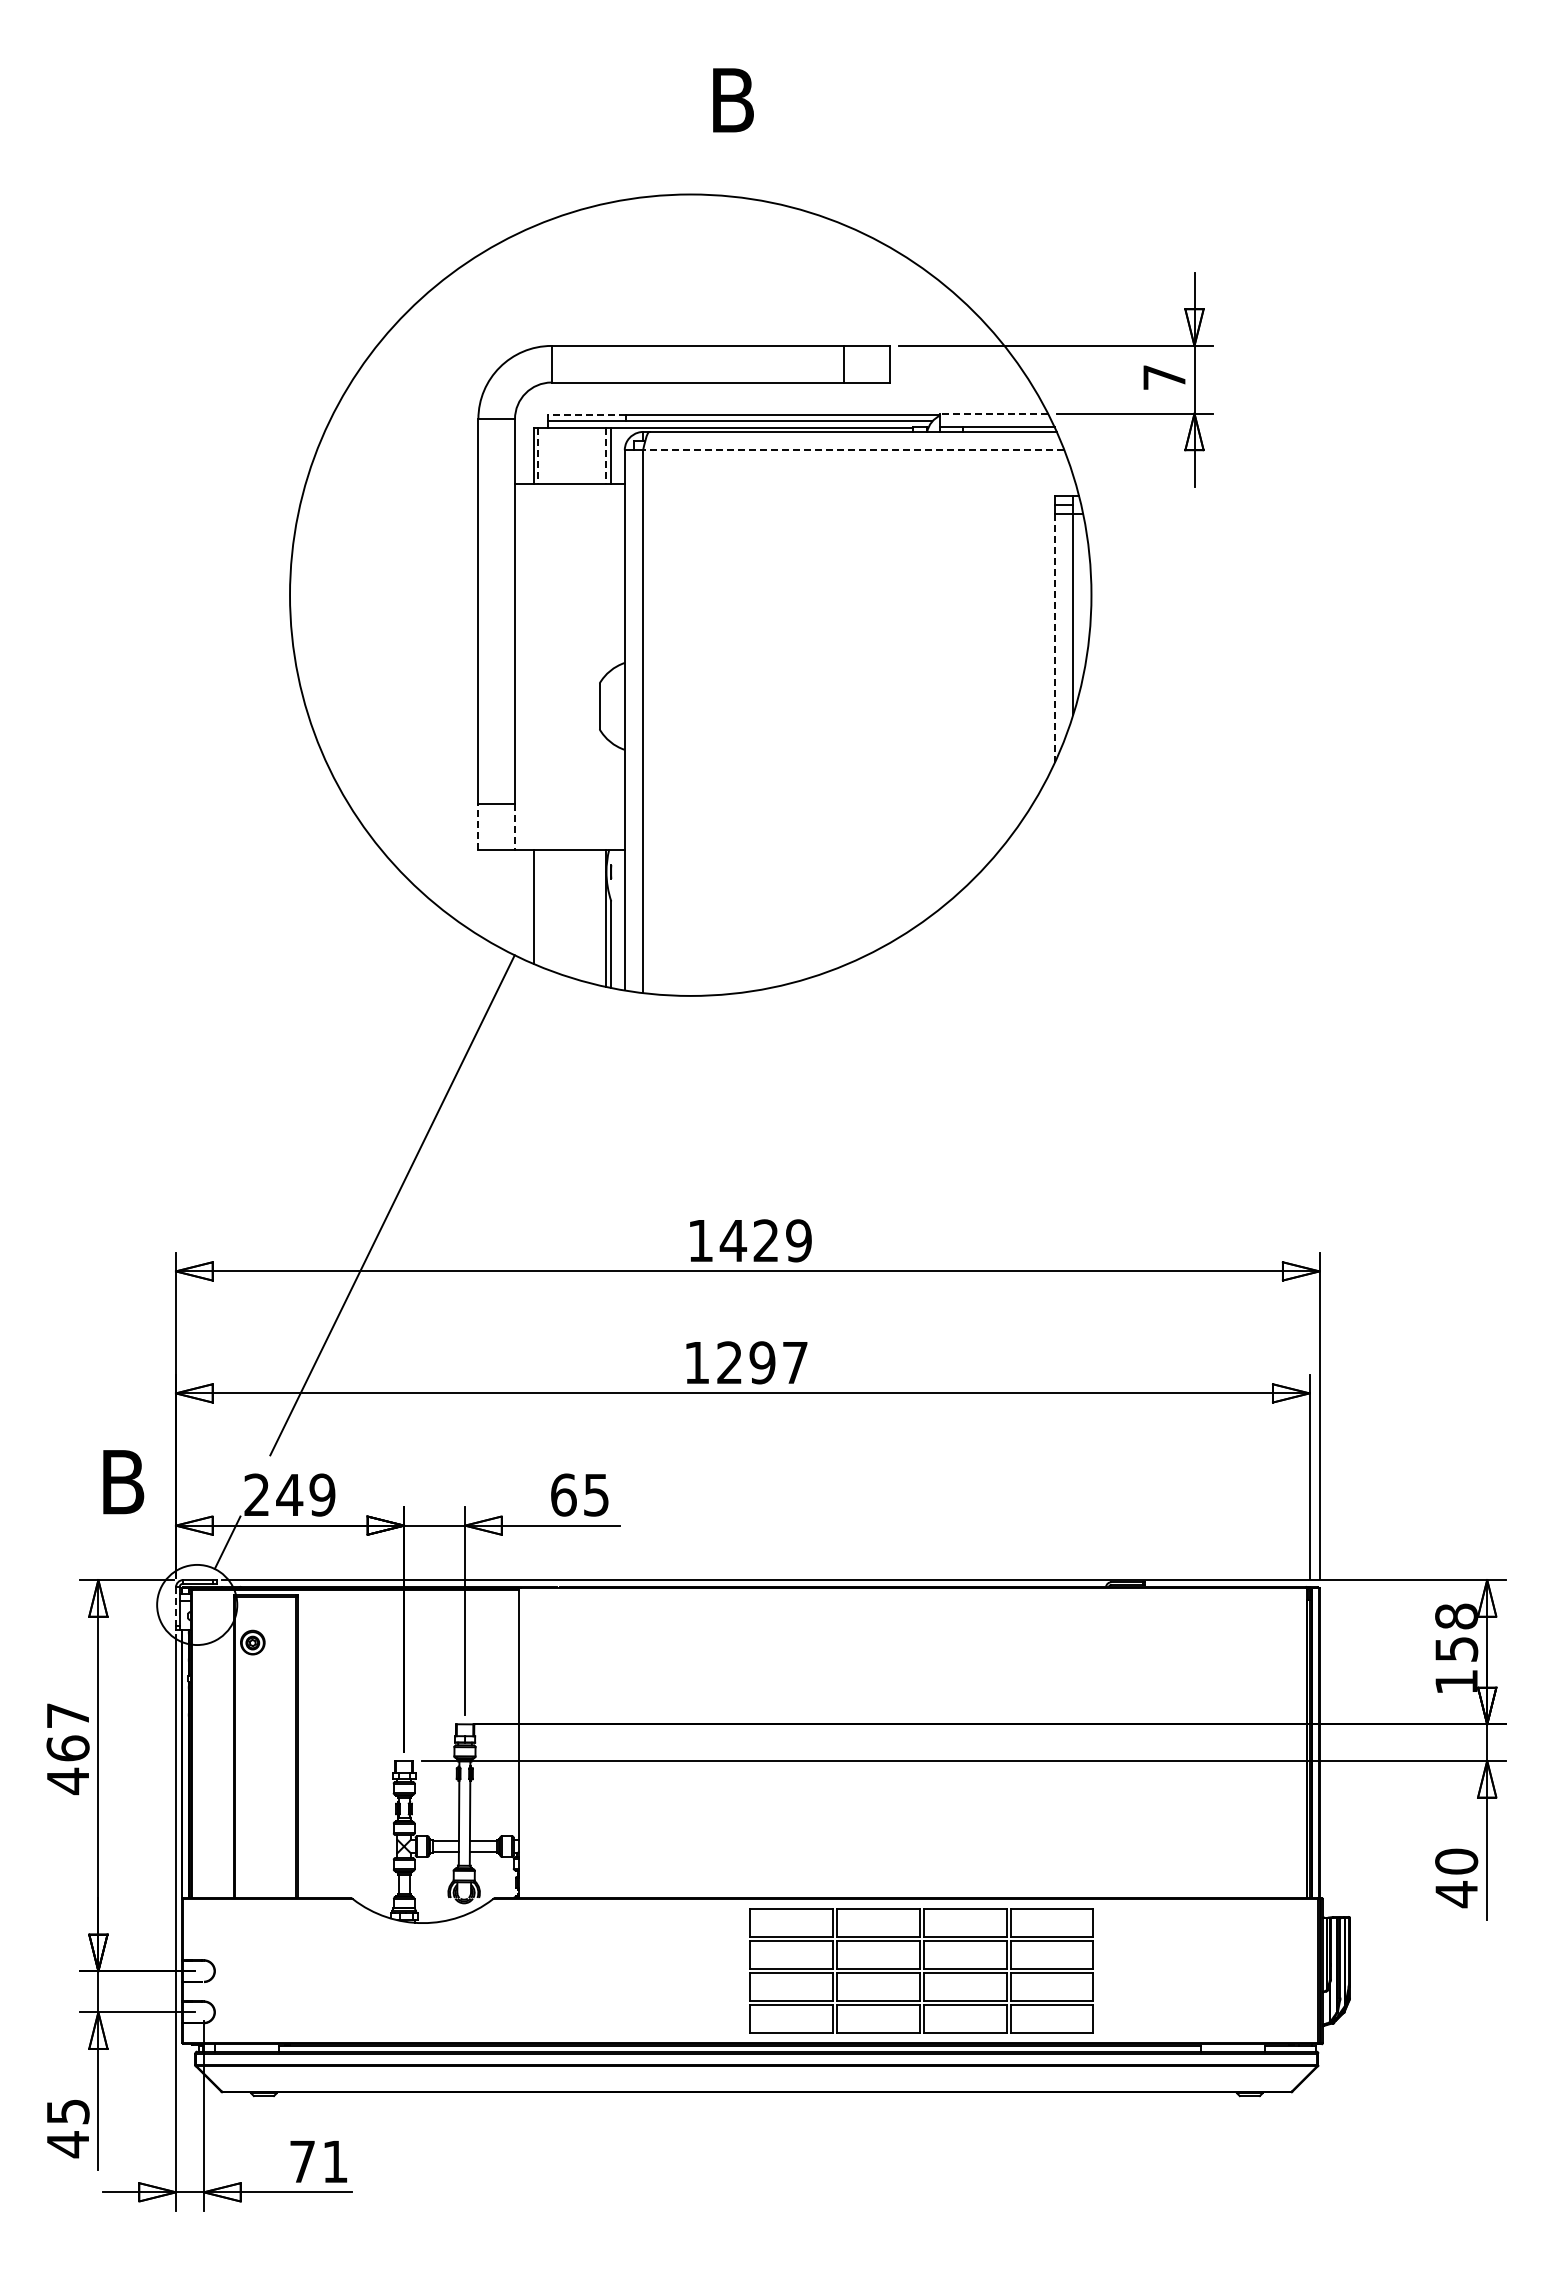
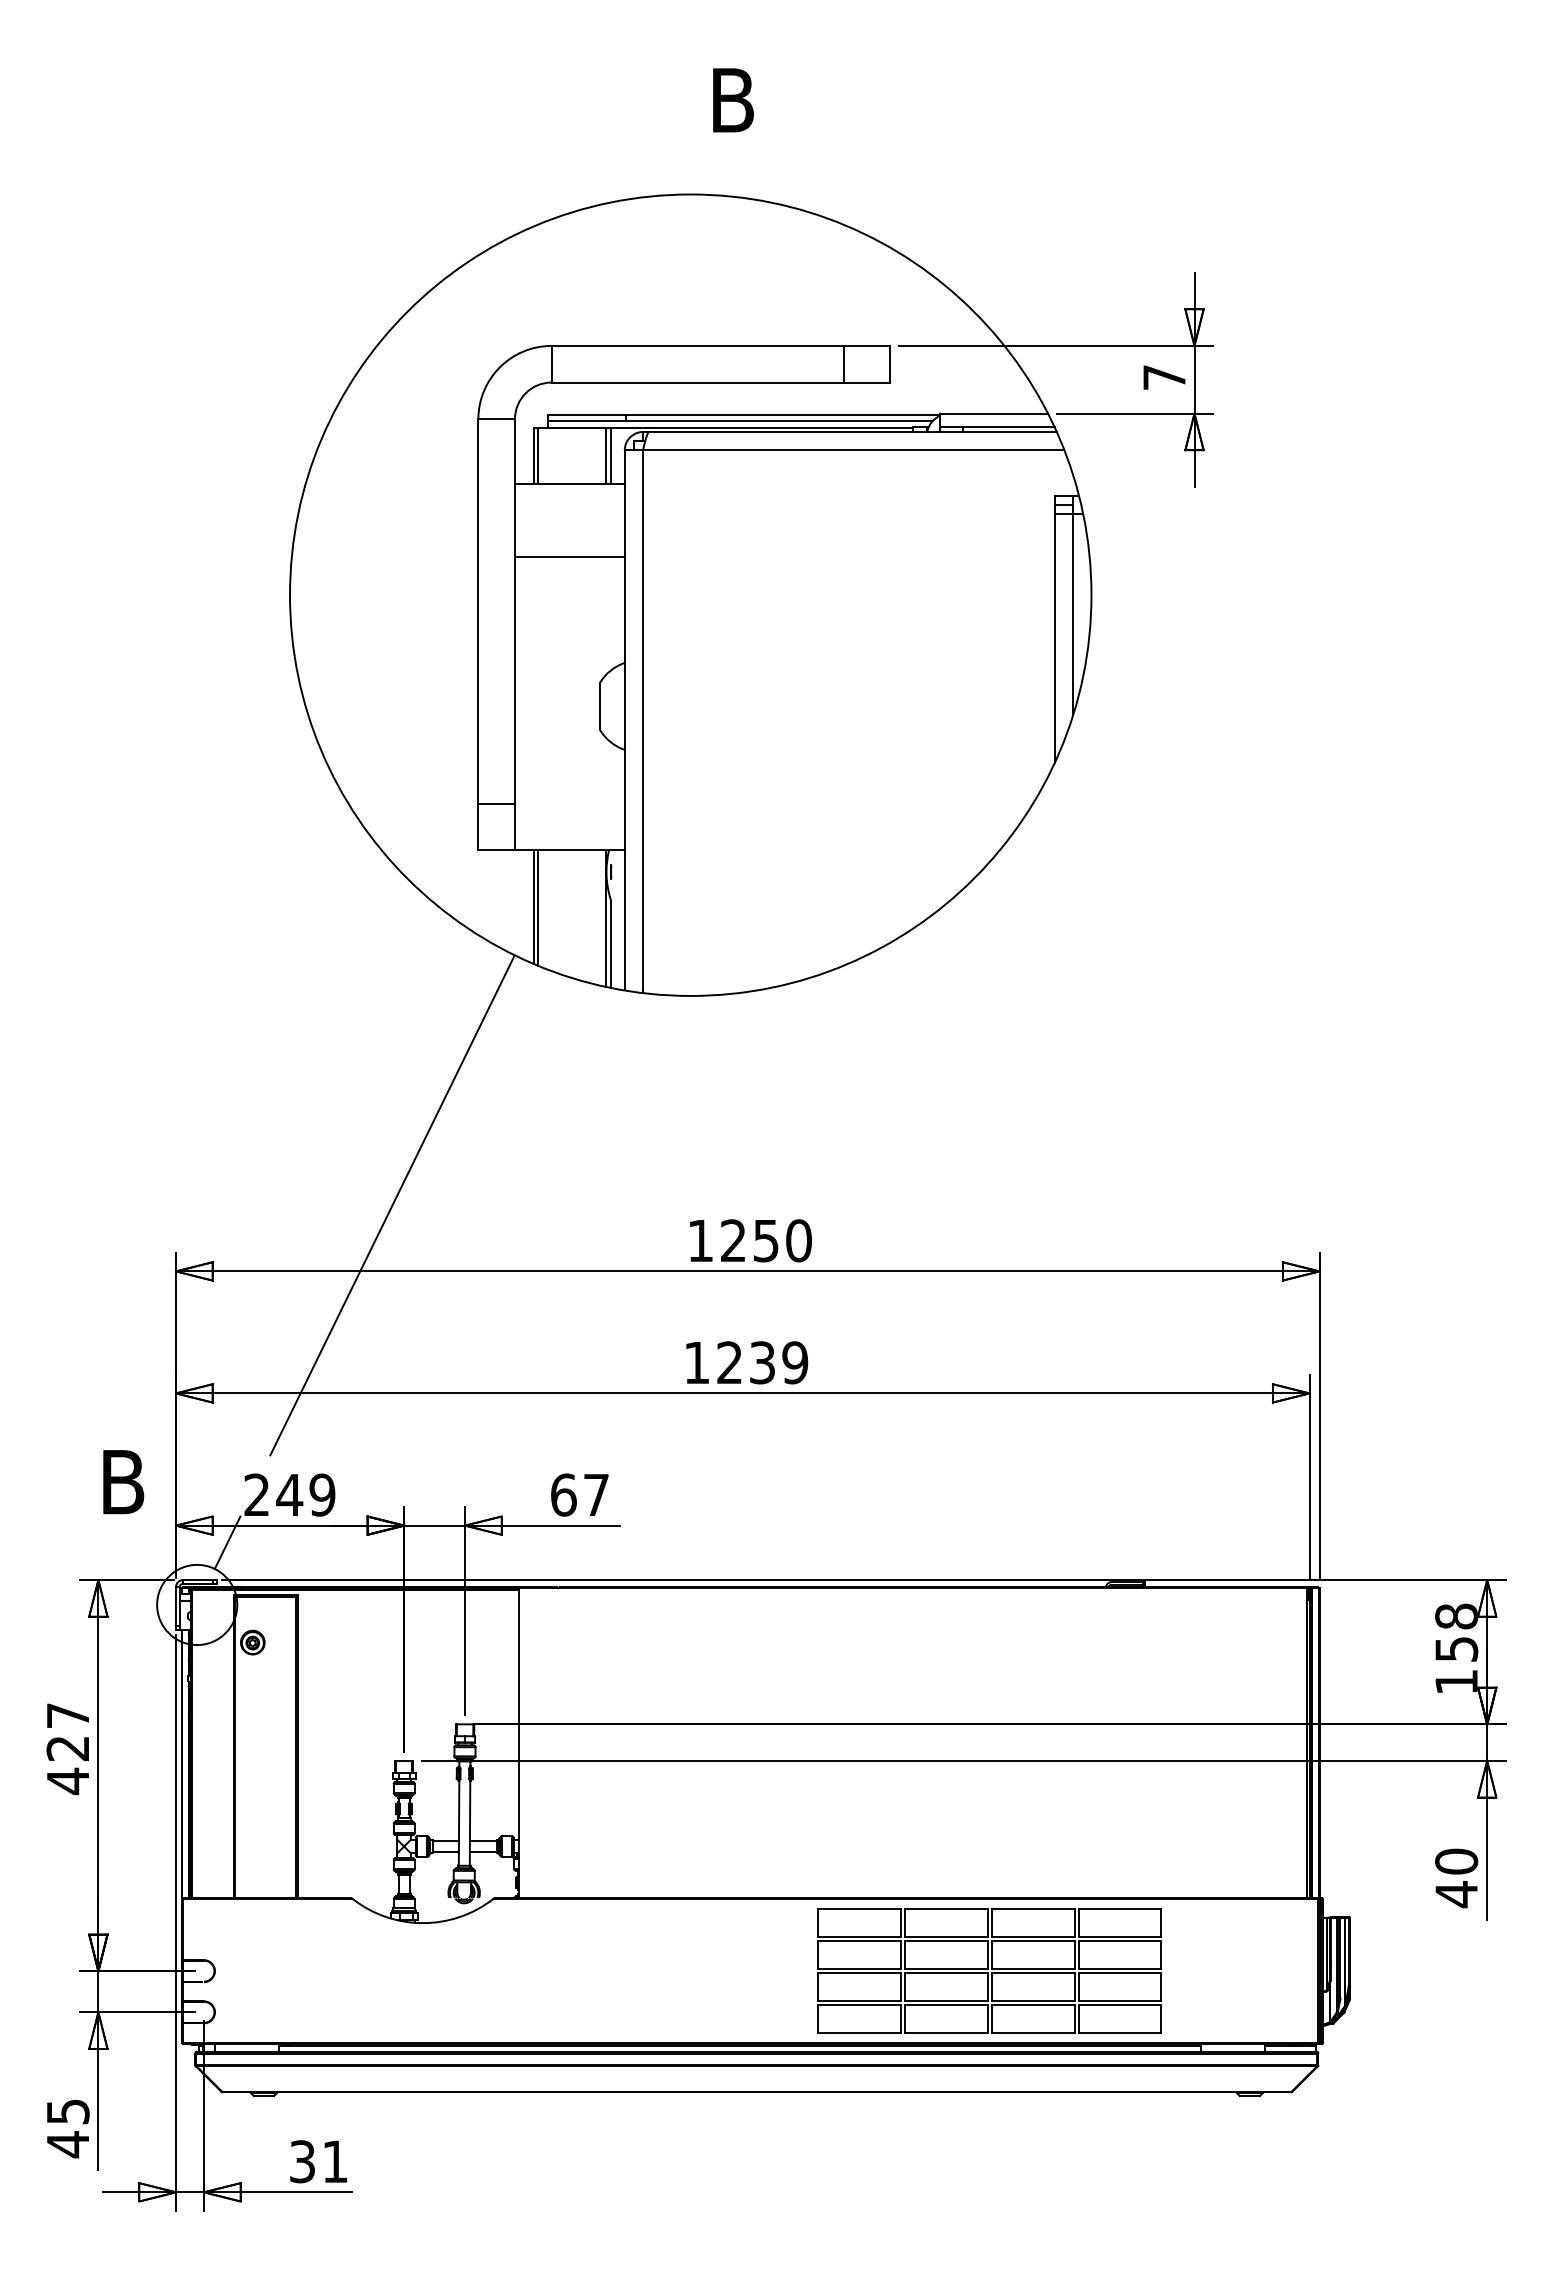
line: dashed -> solid (994, 413)
line: dashed -> solid (587, 414)
line: dashed -> solid (853, 450)
line: dashed -> solid (538, 455)
line: dashed -> solid (606, 455)
line: none -> present (569, 556)
line: dashed -> solid (1054, 638)
line: dashed -> solid (478, 826)
line: dashed -> solid (515, 826)
line: none -> present (538, 907)
text: 1429 -> 1250 (765, 1240)
text: 1297 -> 1239 (778, 1362)
text: 65 -> 67 (596, 1495)
line: dashed -> solid (175, 1607)
text: 467 -> 427 (67, 1748)
part position: (921, 1970) -> (989, 1970) (989, 1970)
text: 71 -> 31 (302, 2161)
